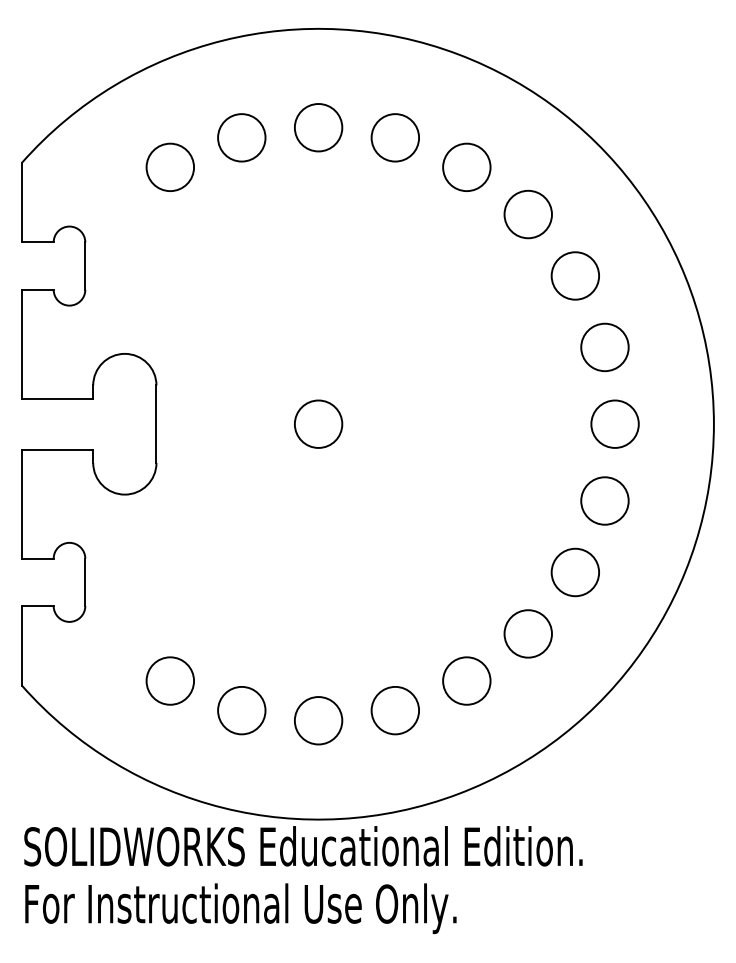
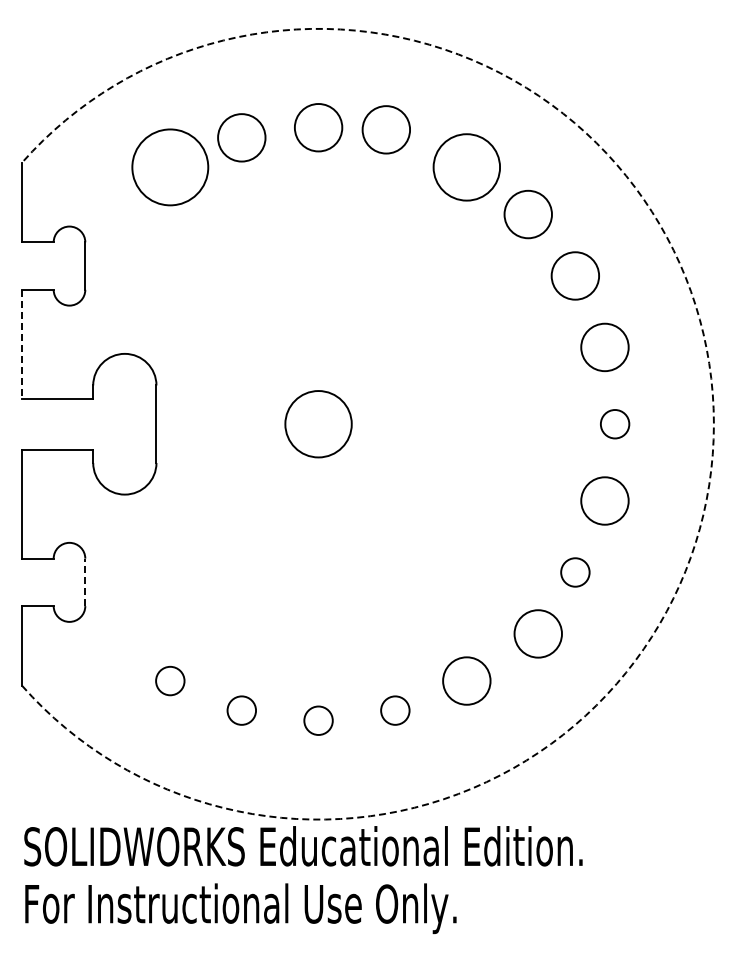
circle position: (394, 137) -> (385, 129) (385, 129)
circle diameter: 47 px -> 76 px (170, 167)
circle diameter: 47 px -> 66 px (466, 167)
line: solid -> dashed (22, 344)
circle diameter: 47 px -> 66 px (318, 424)
circle diameter: 47 px -> 28 px (614, 424)
arc: solid -> dashed (713, 424)
circle diameter: 47 px -> 28 px (575, 572)
line: solid -> dashed (85, 582)
circle position: (527, 633) -> (537, 633) (537, 633)
circle diameter: 47 px -> 28 px (170, 680)
circle diameter: 47 px -> 28 px (241, 710)
circle diameter: 47 px -> 28 px (395, 710)
circle diameter: 47 px -> 28 px (318, 720)
